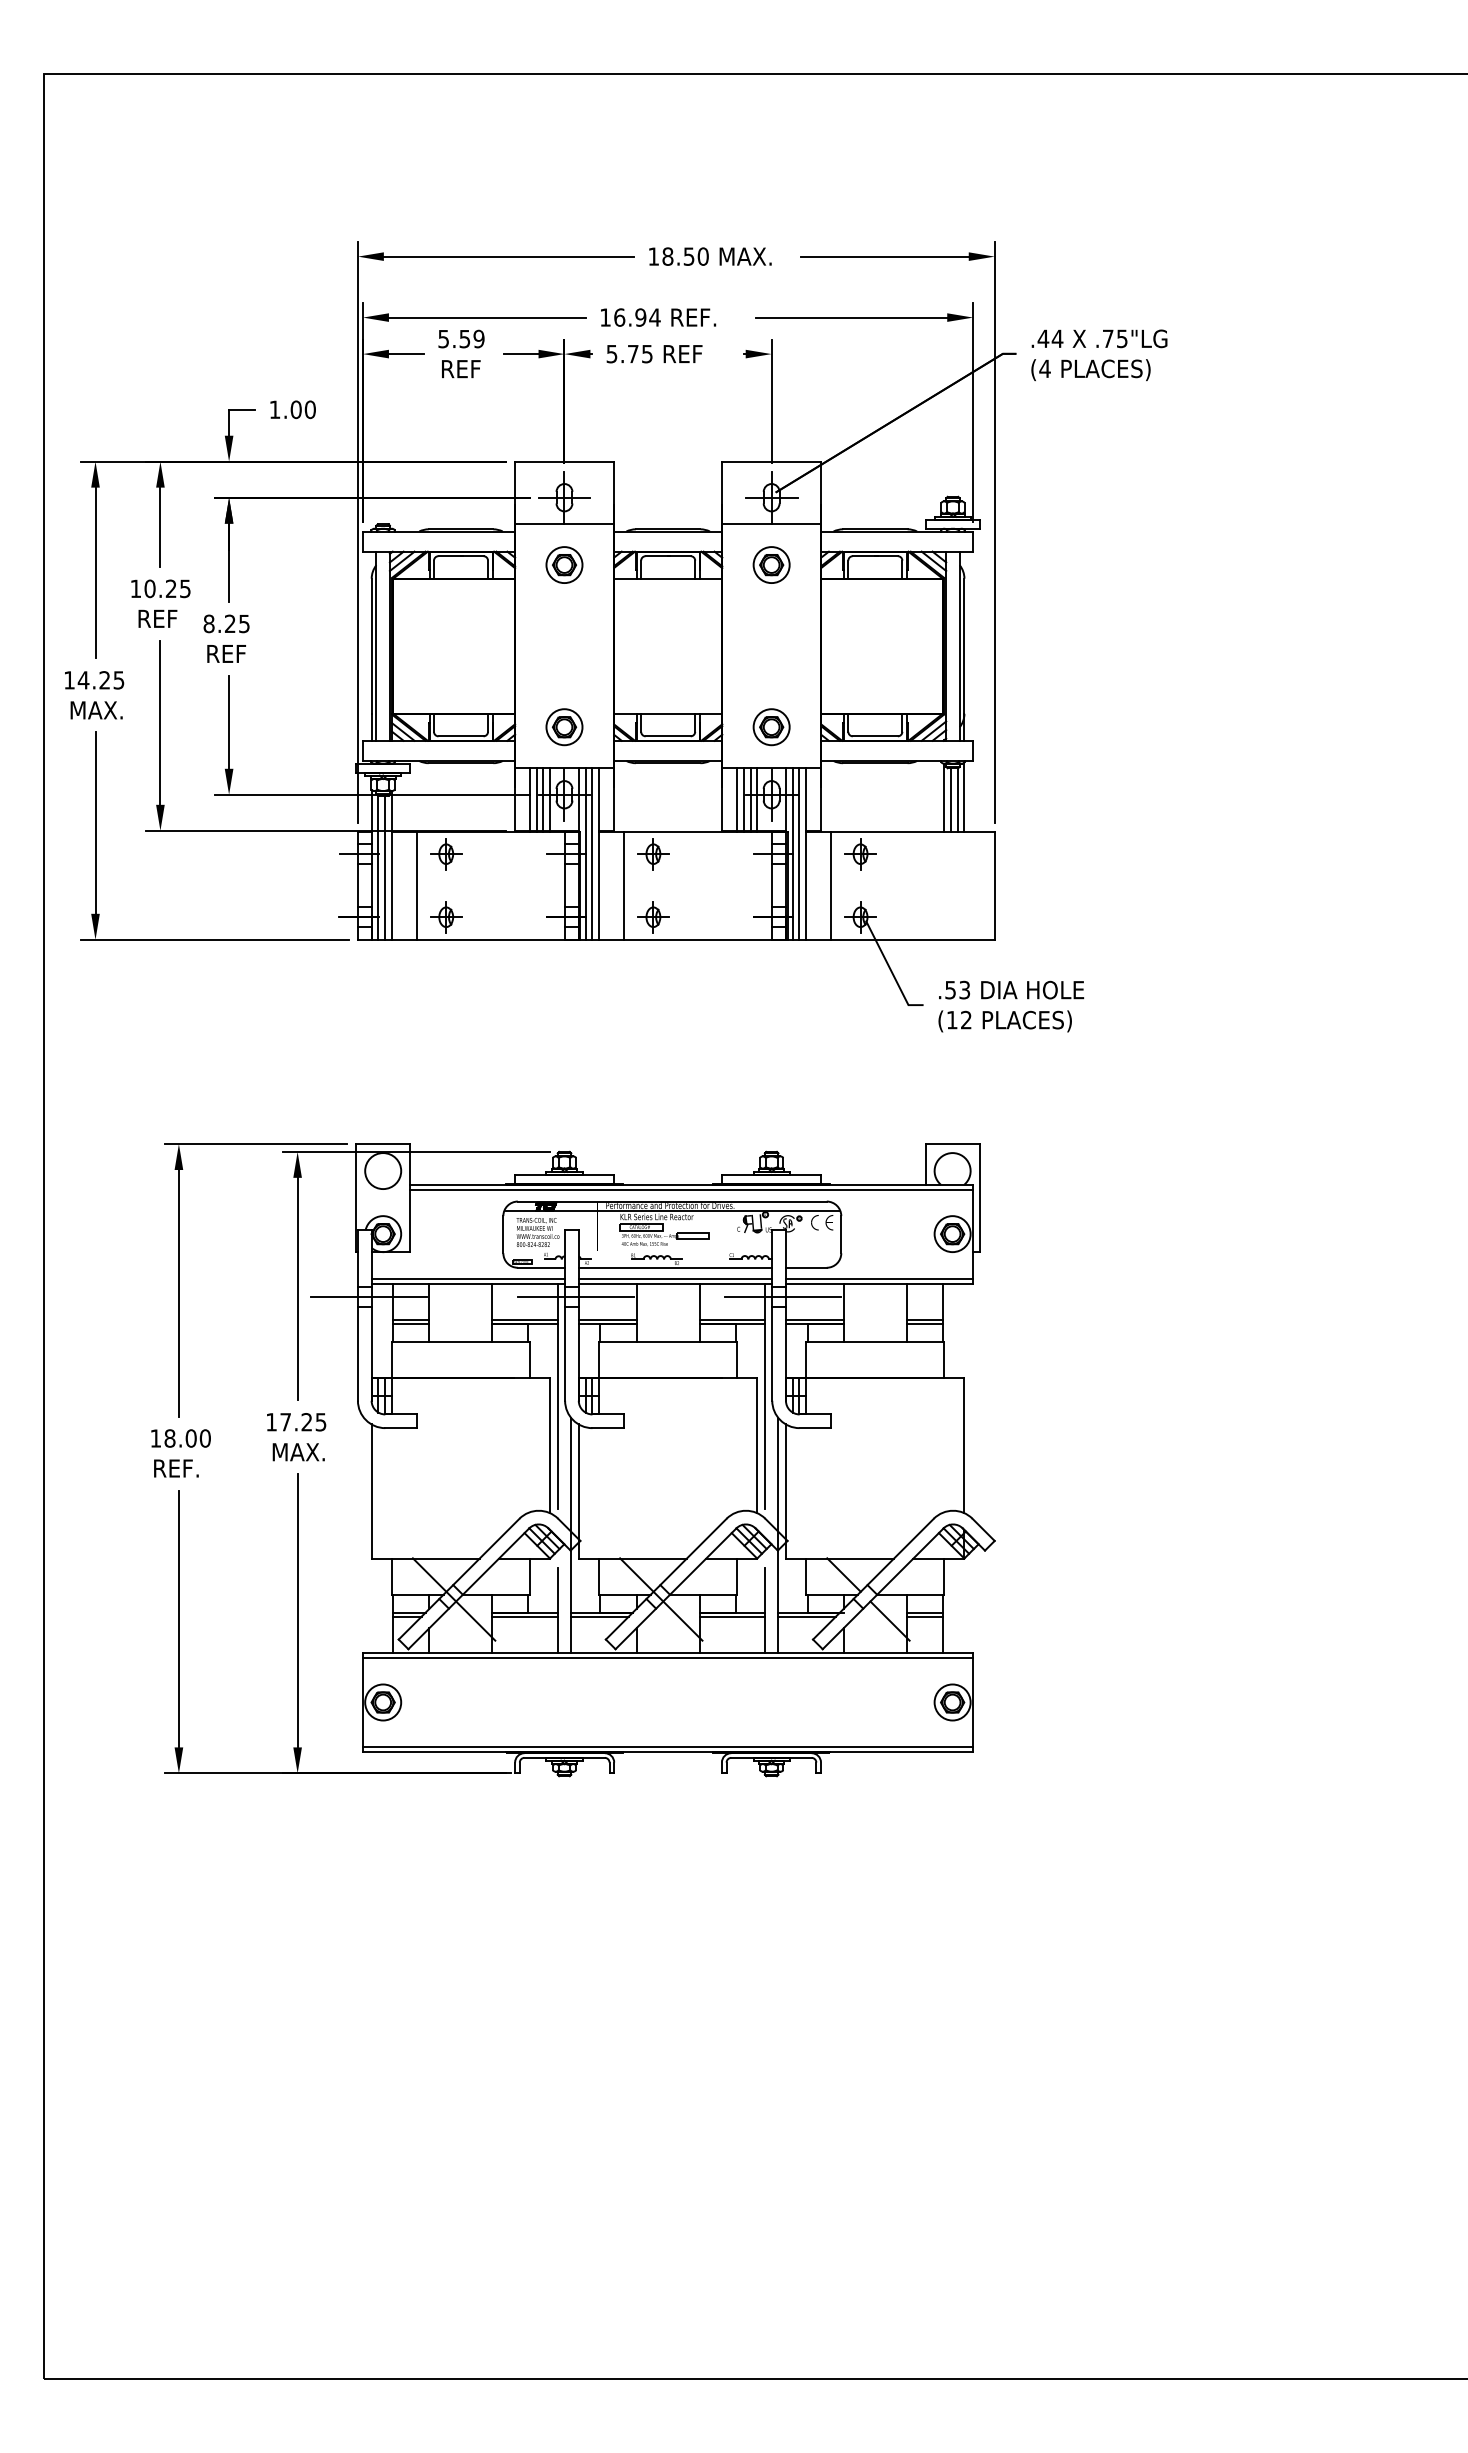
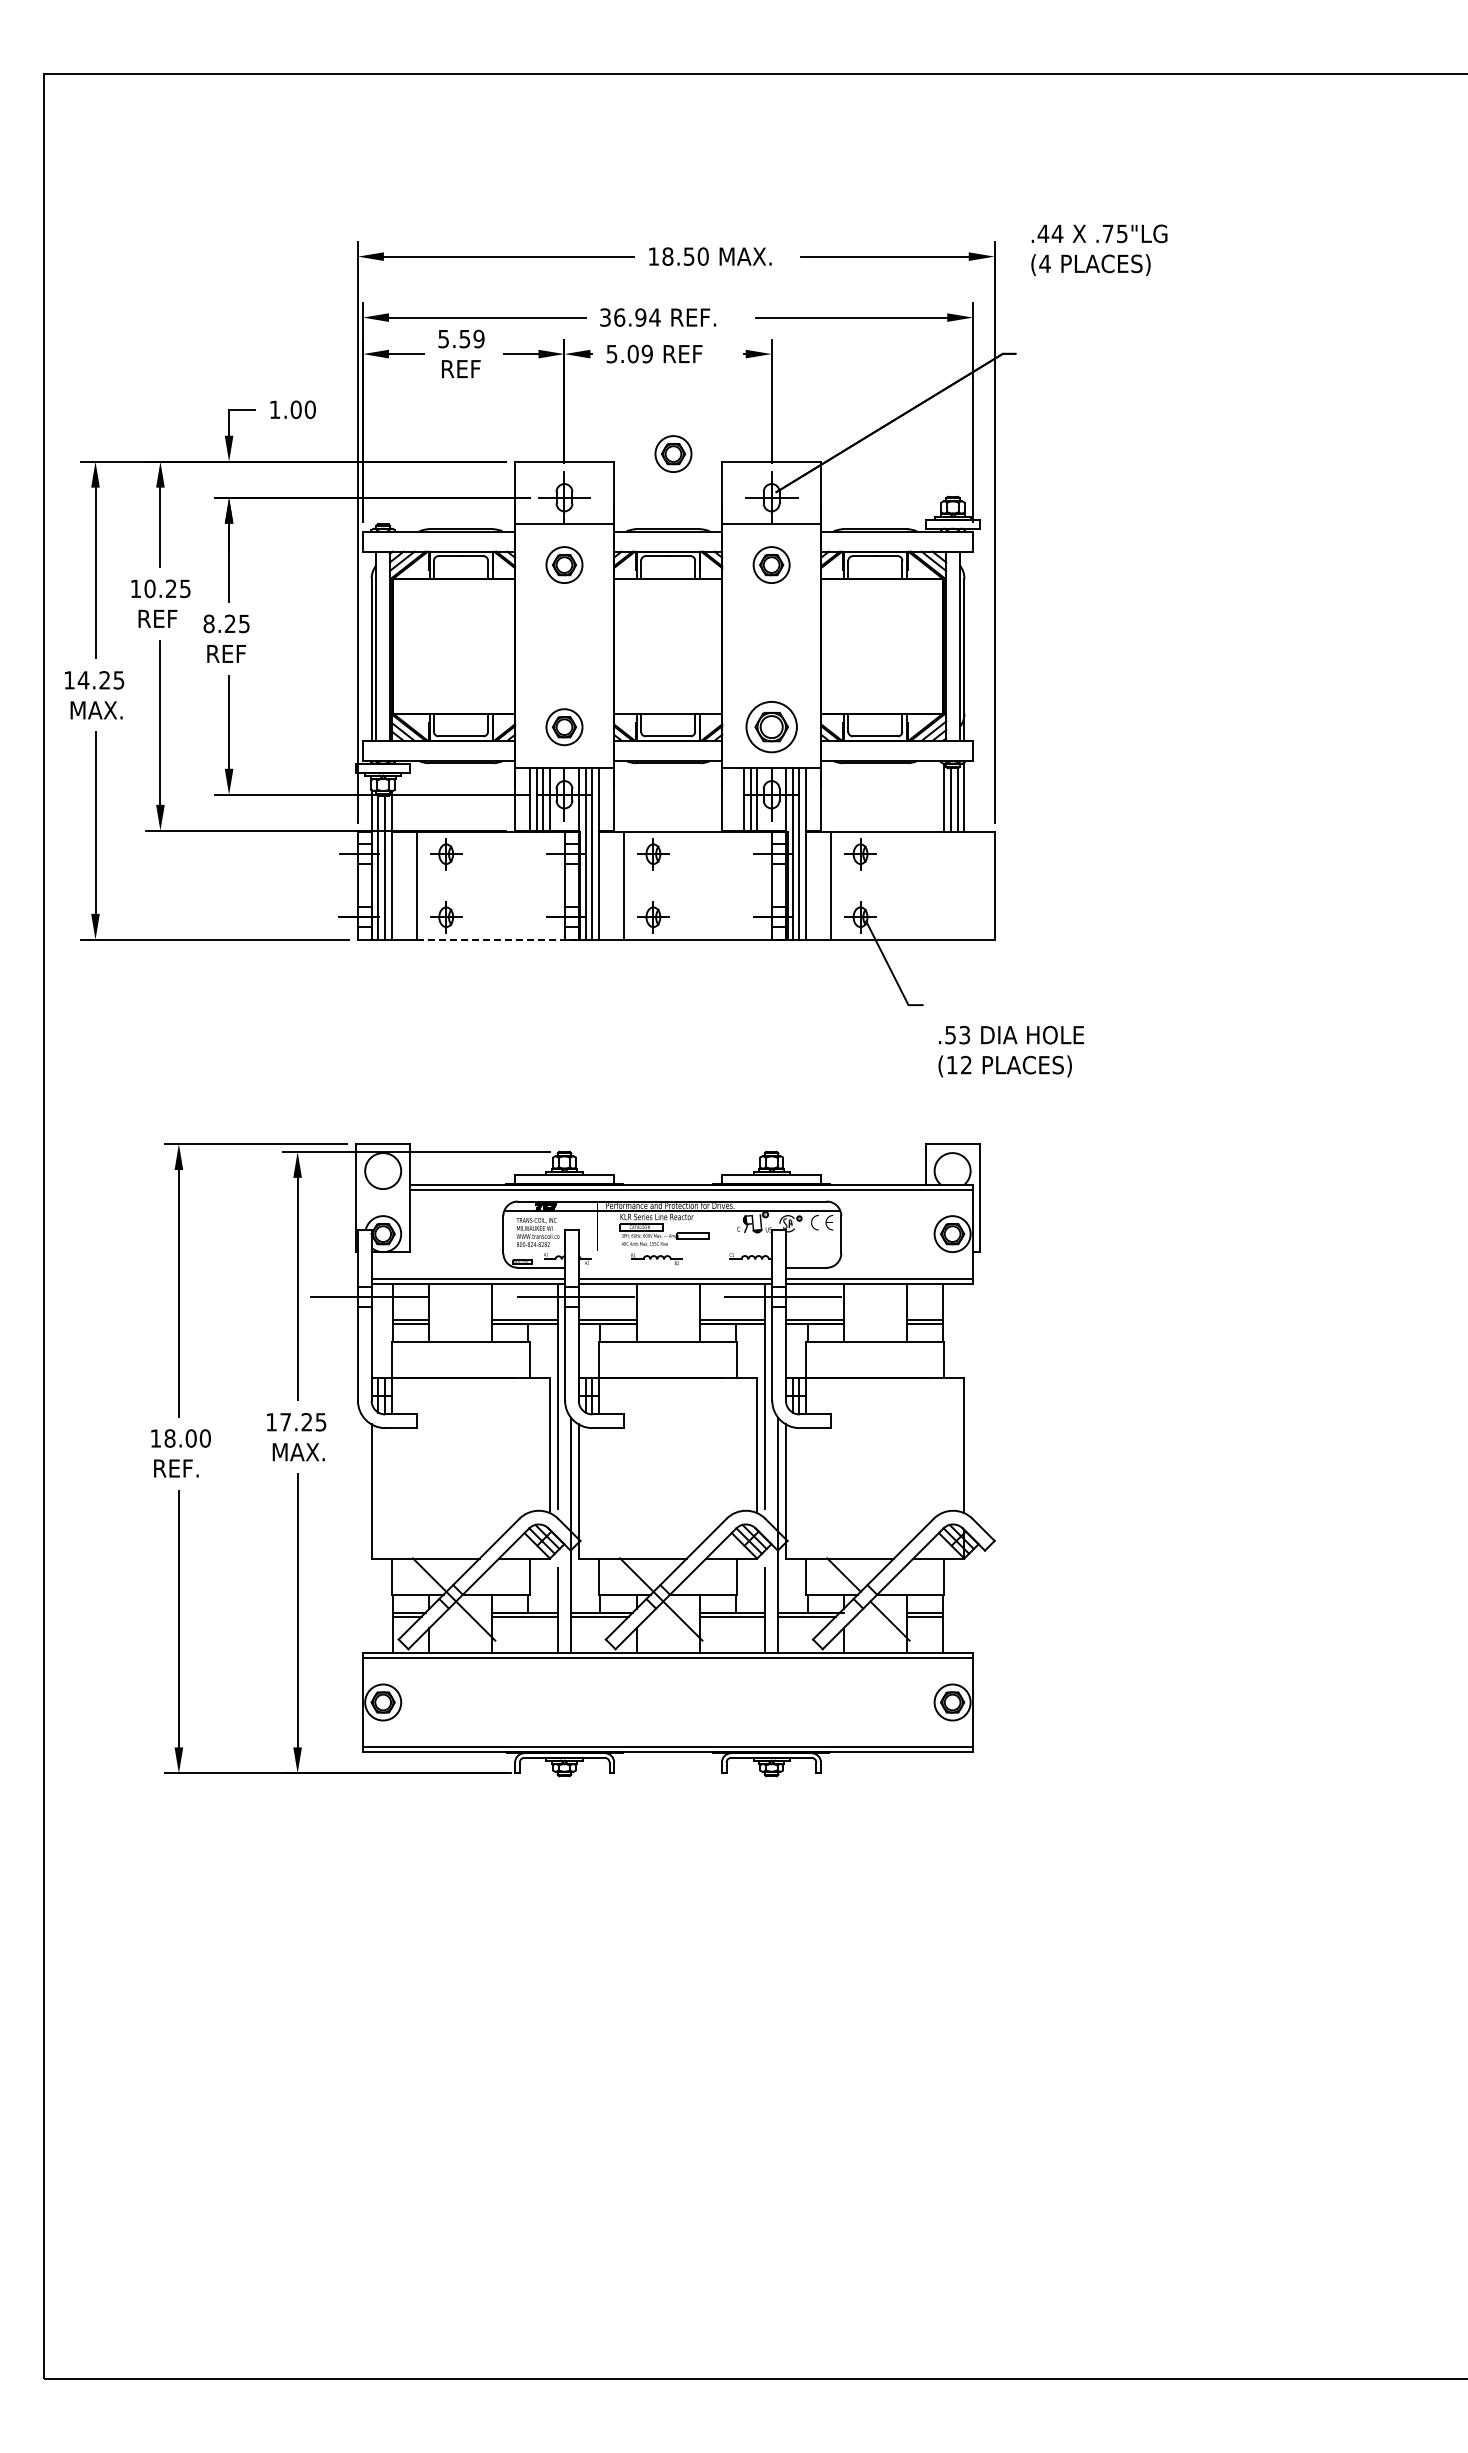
text: 16.94 -> 36.94 (605, 317)
text: 5.75 -> 5.09 (639, 353)
text position: (1099, 355) -> (1099, 250) (1099, 250)
part: none -> present (673, 453)
part size: 39x39 px -> 53x53 px (771, 727)
line: present -> none (737, 799)
line: solid -> dashed (498, 939)
text position: (1011, 1006) -> (1011, 1051) (1011, 1051)
line: present -> none (675, 1267)
